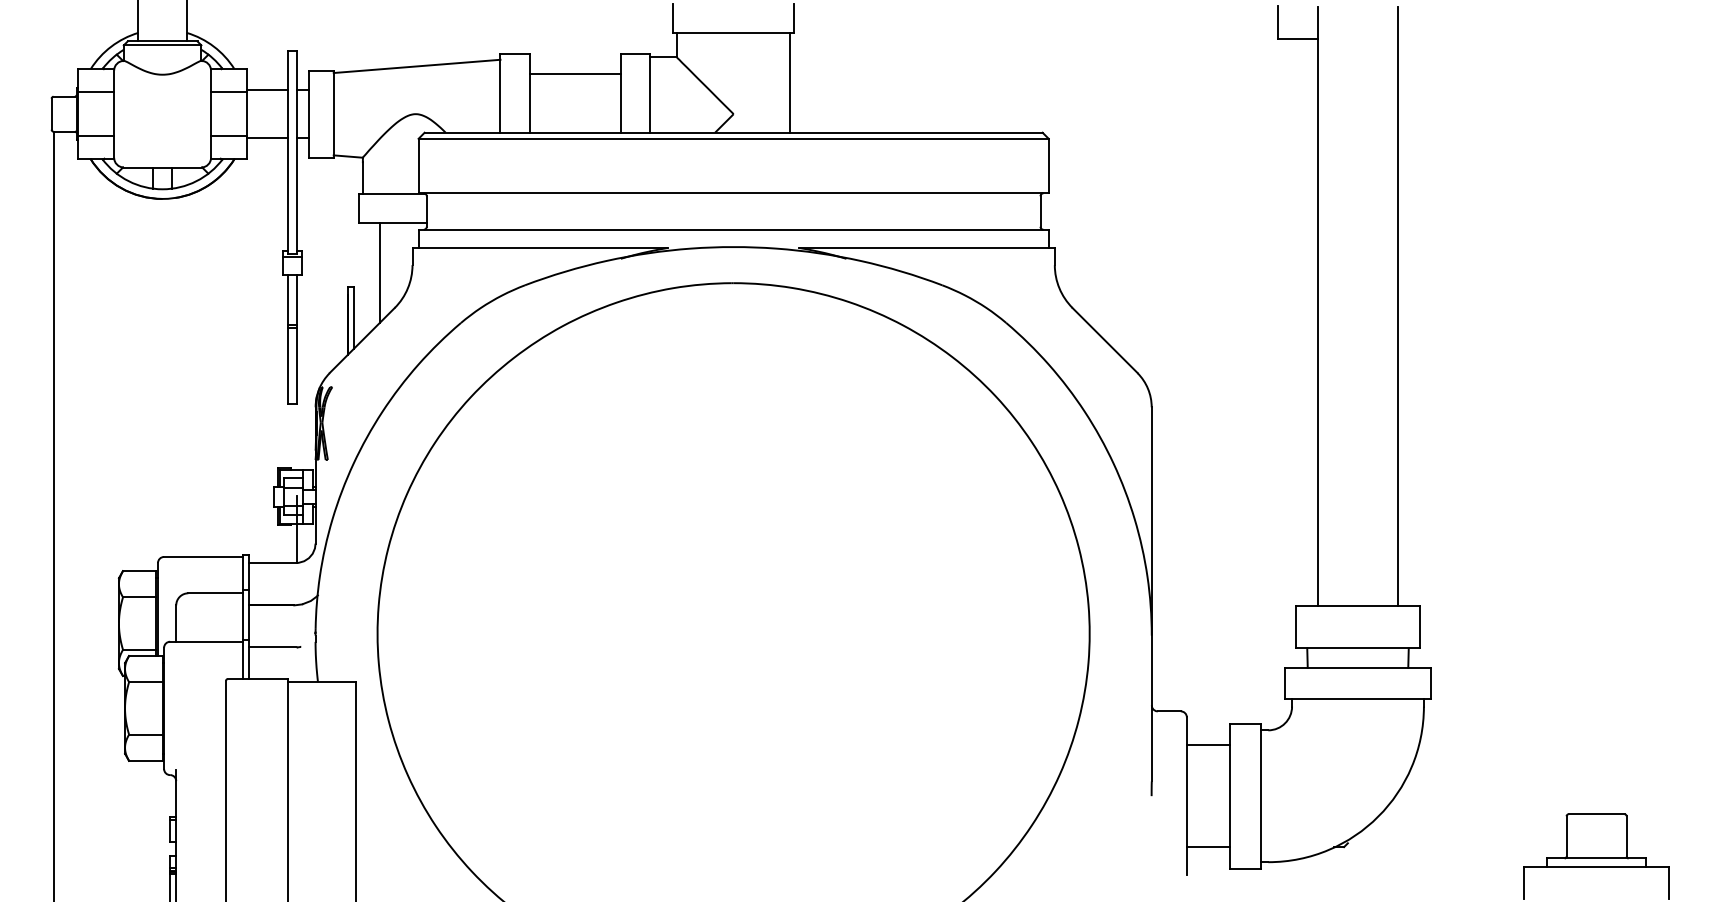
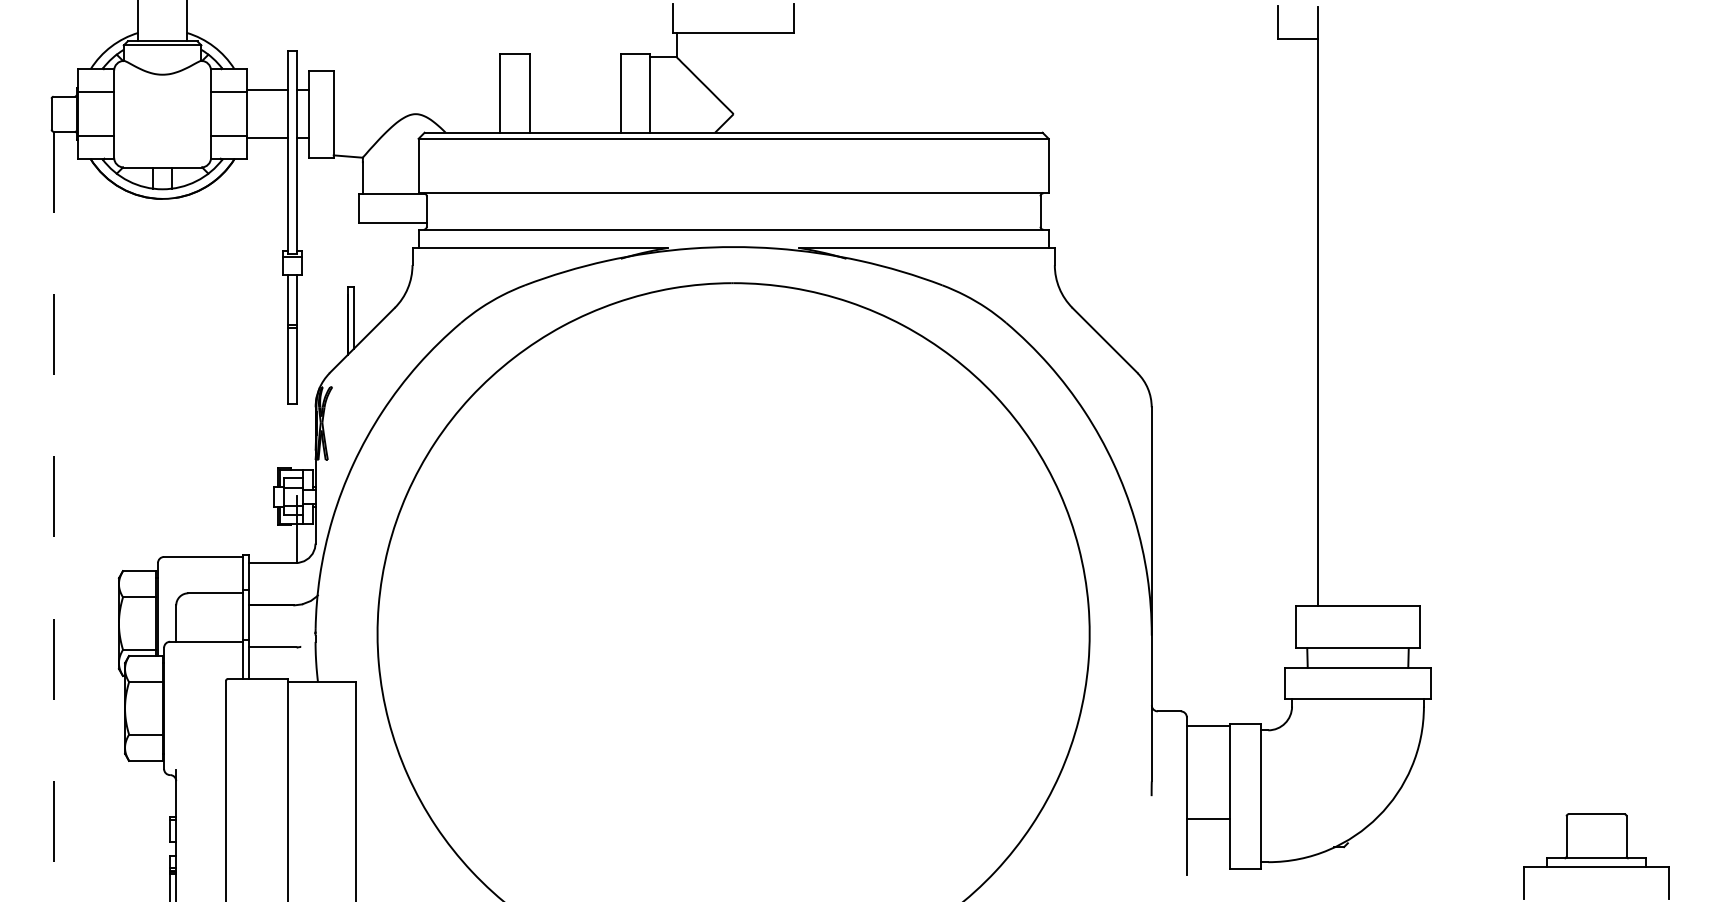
line: present -> none (416, 66)
line: present -> none (574, 74)
line: present -> none (790, 82)
line: present -> none (379, 273)
line: present -> none (1397, 305)
line: solid -> dashed (53, 516)
line position: (1207, 745) -> (1207, 726) (1207, 726)
line position: (1207, 847) -> (1207, 819) (1207, 819)
